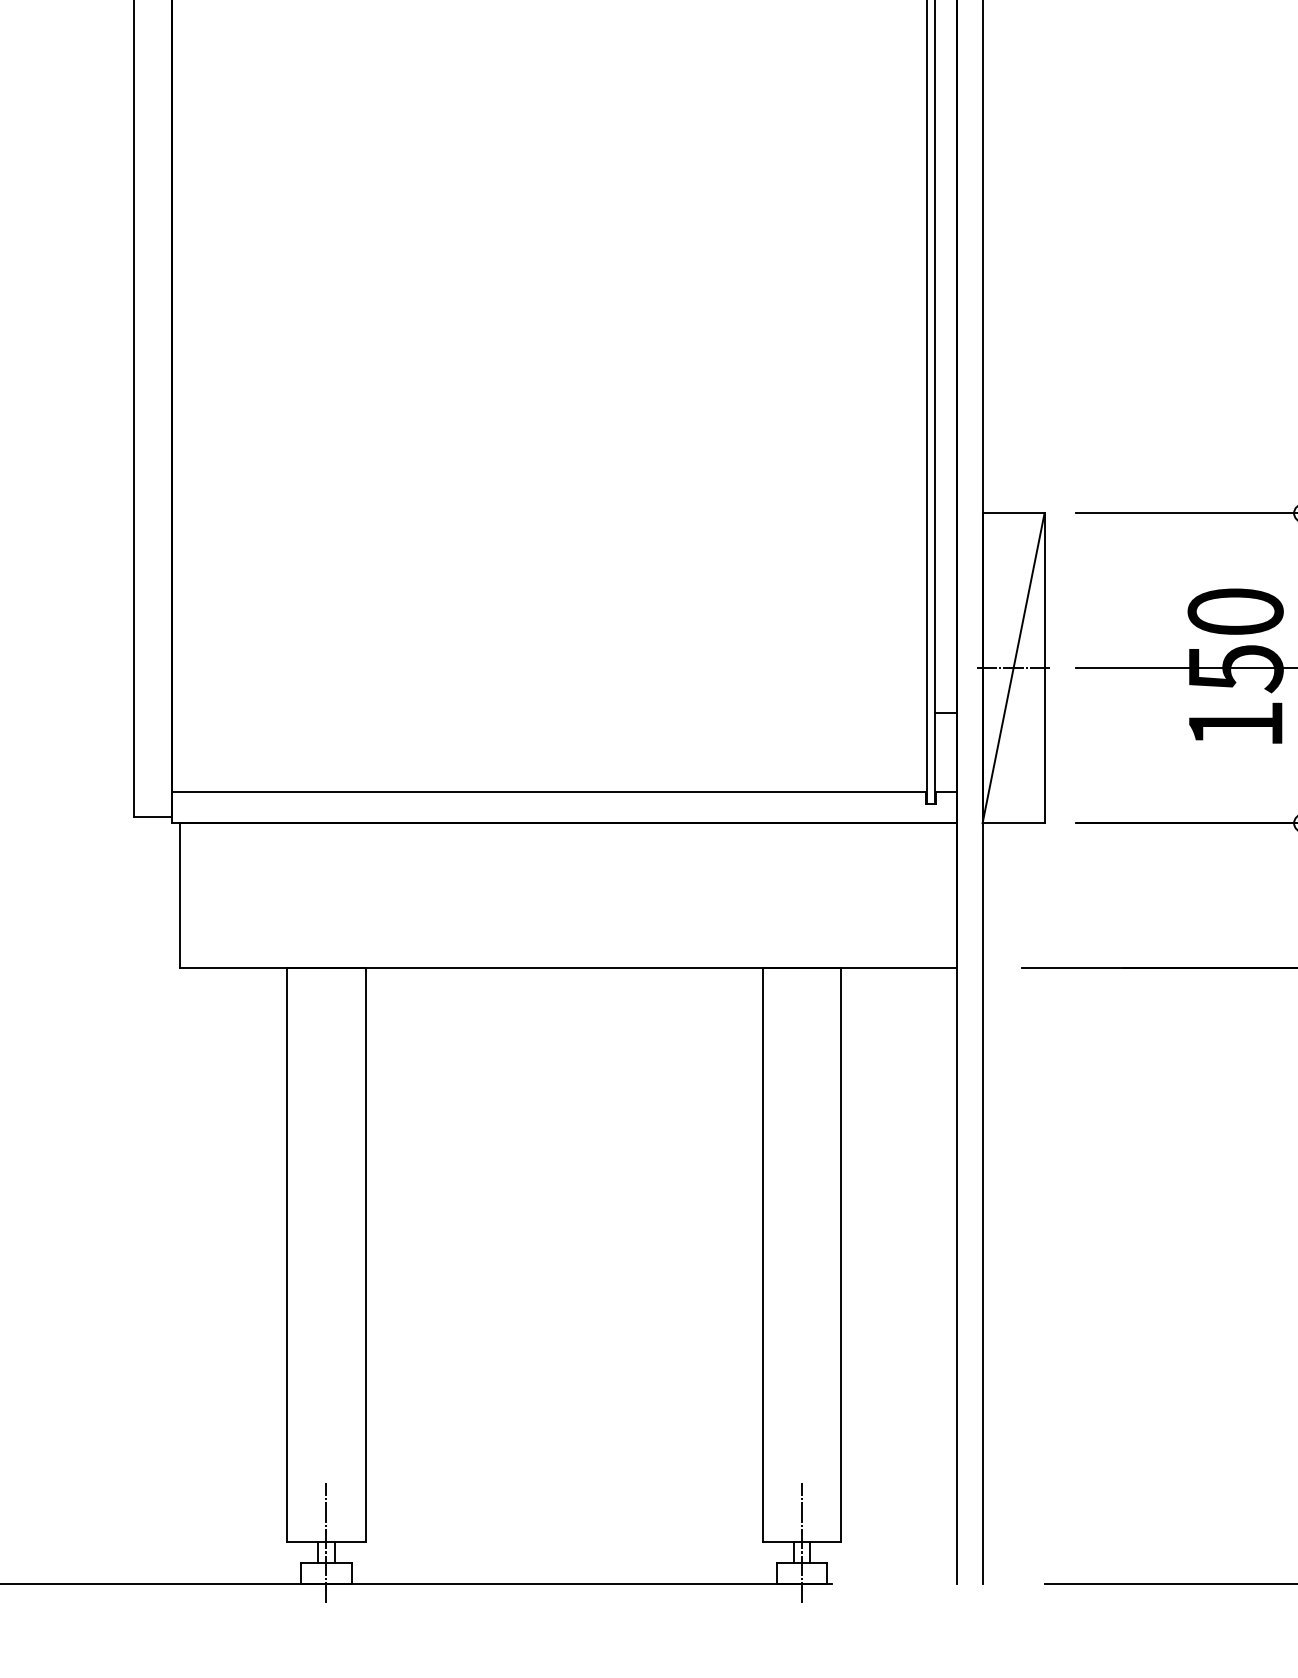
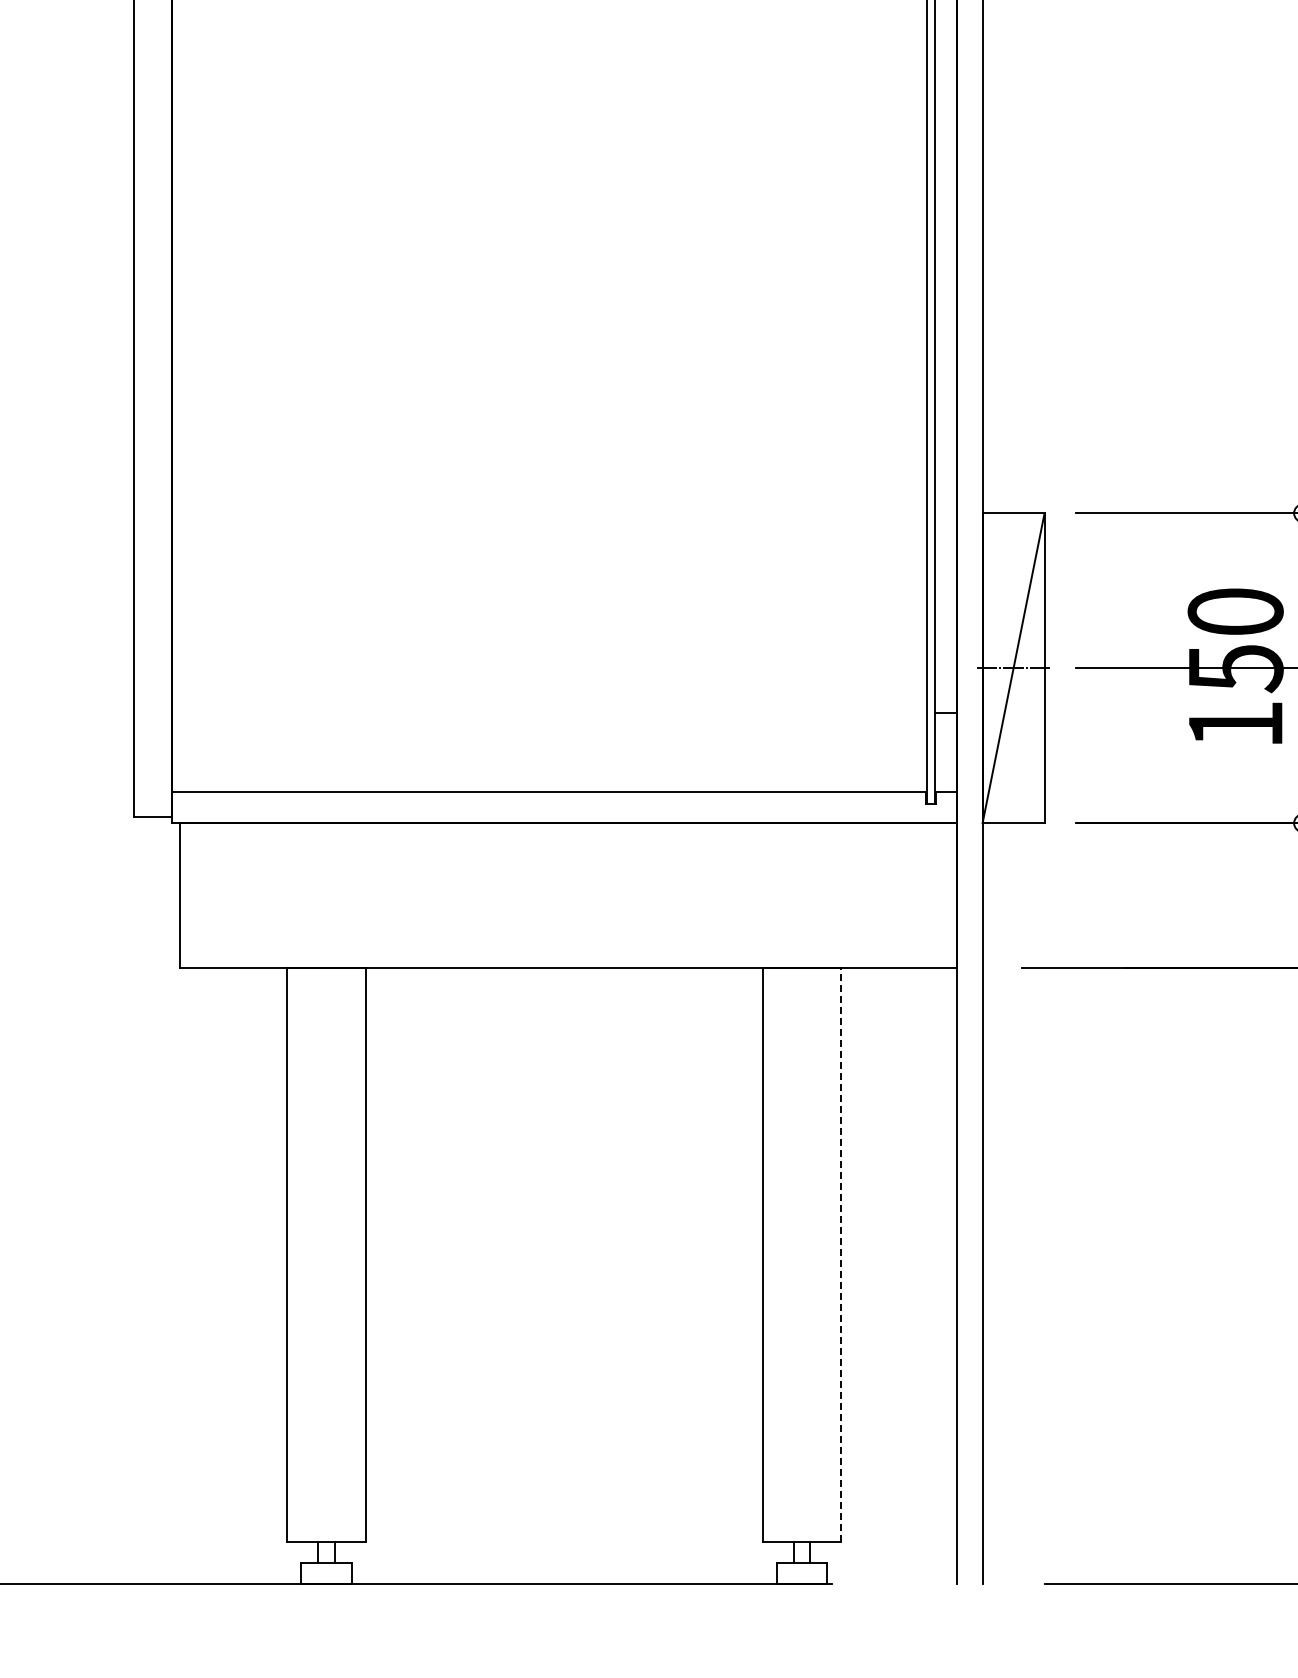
line: solid -> dashed (841, 1254)
line: present -> none (326, 1543)
line: present -> none (801, 1543)
